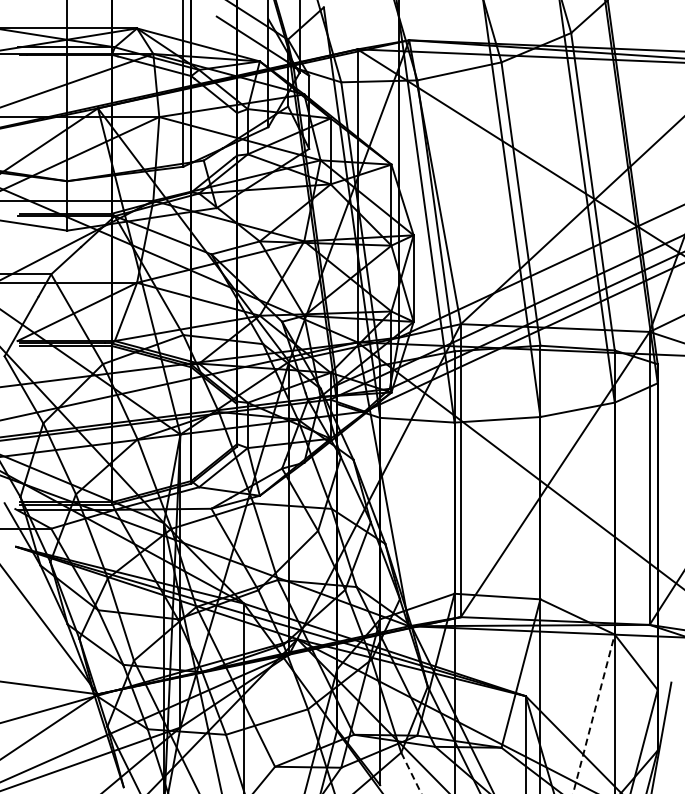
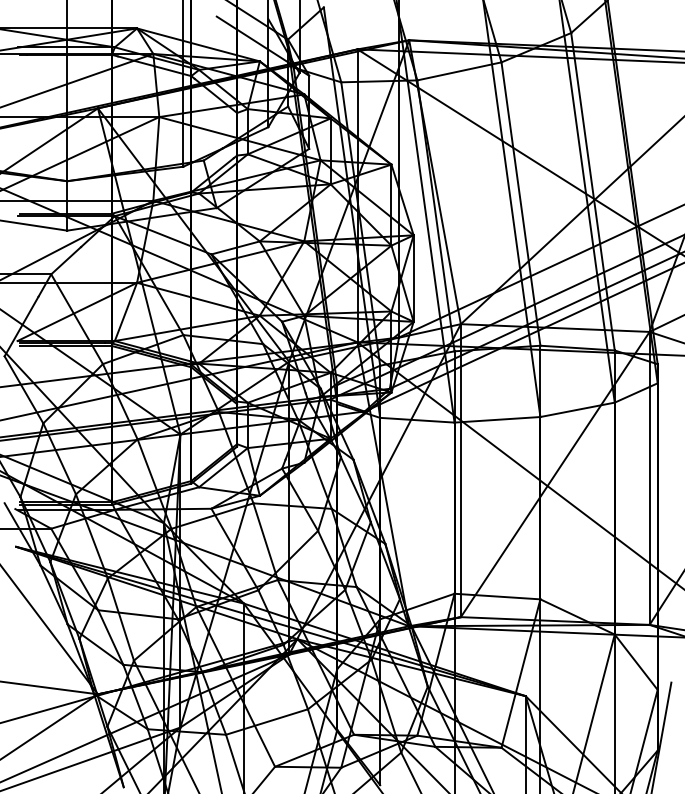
line: dashed -> solid (593, 713)
line: dashed -> solid (411, 773)
